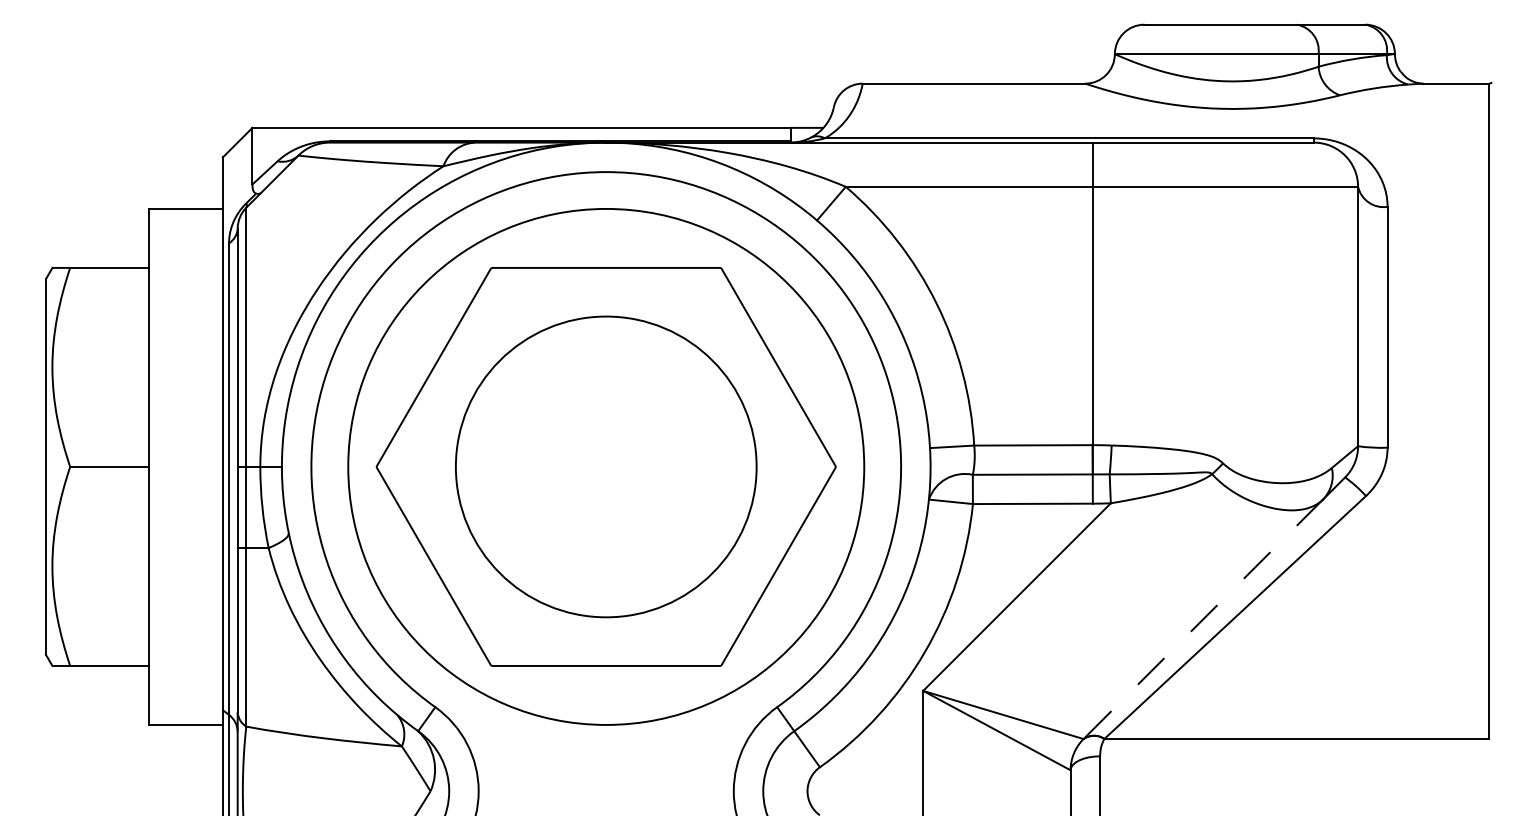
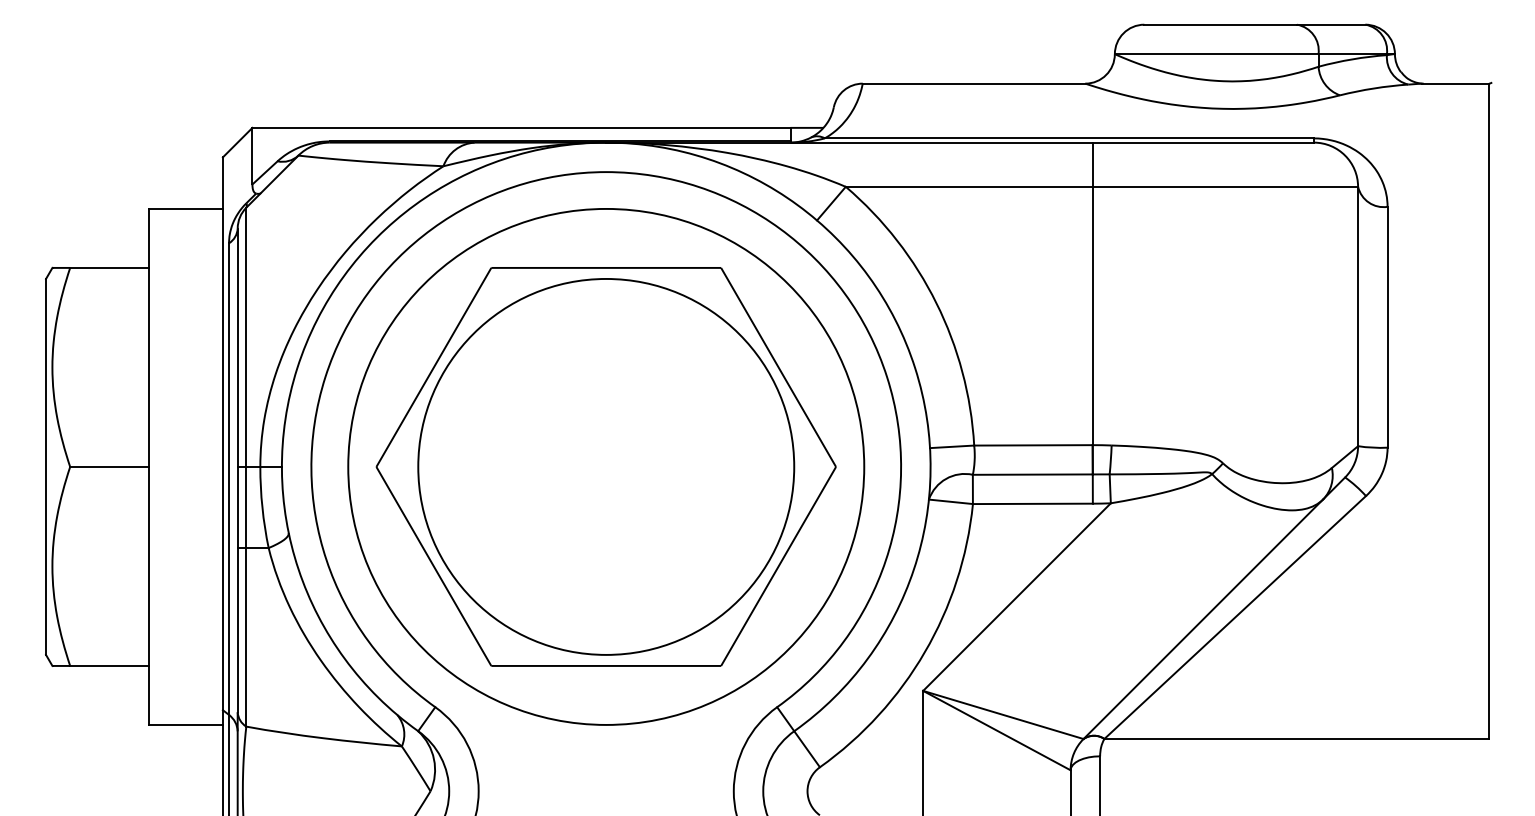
circle diameter: 301 px -> 376 px (606, 466)
line: dashed -> solid (1203, 619)
